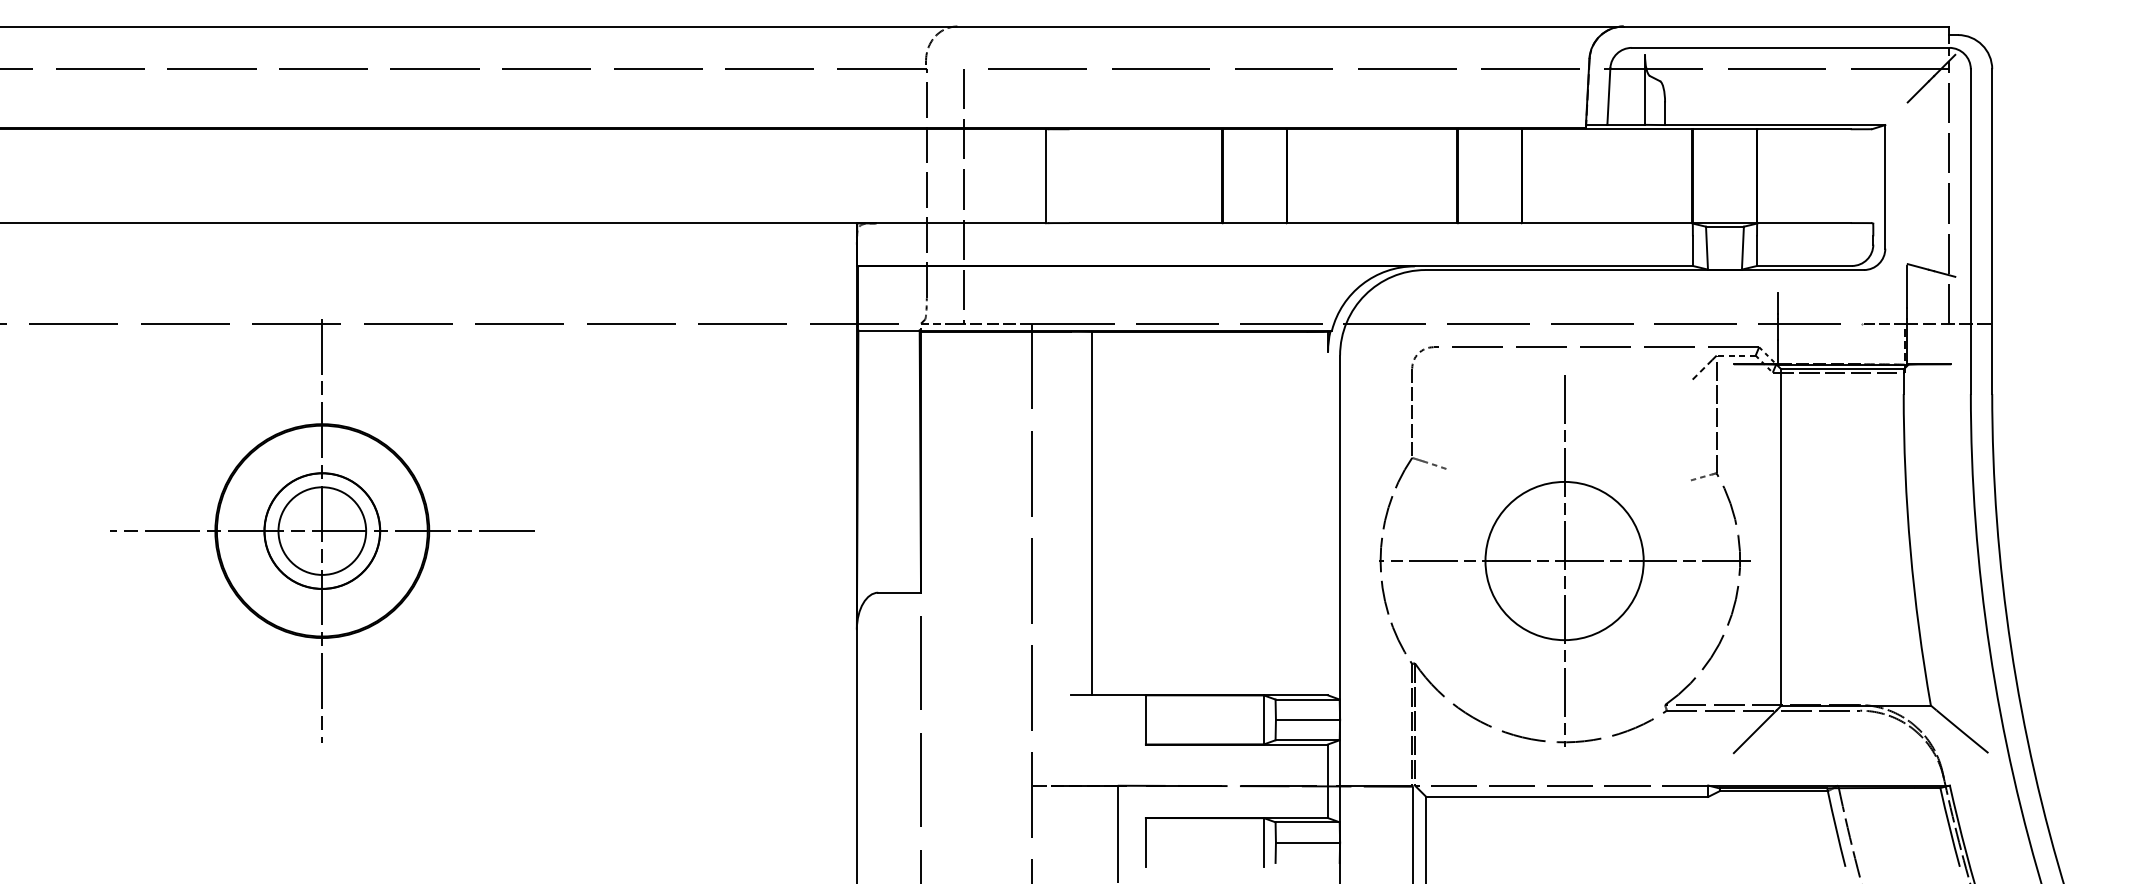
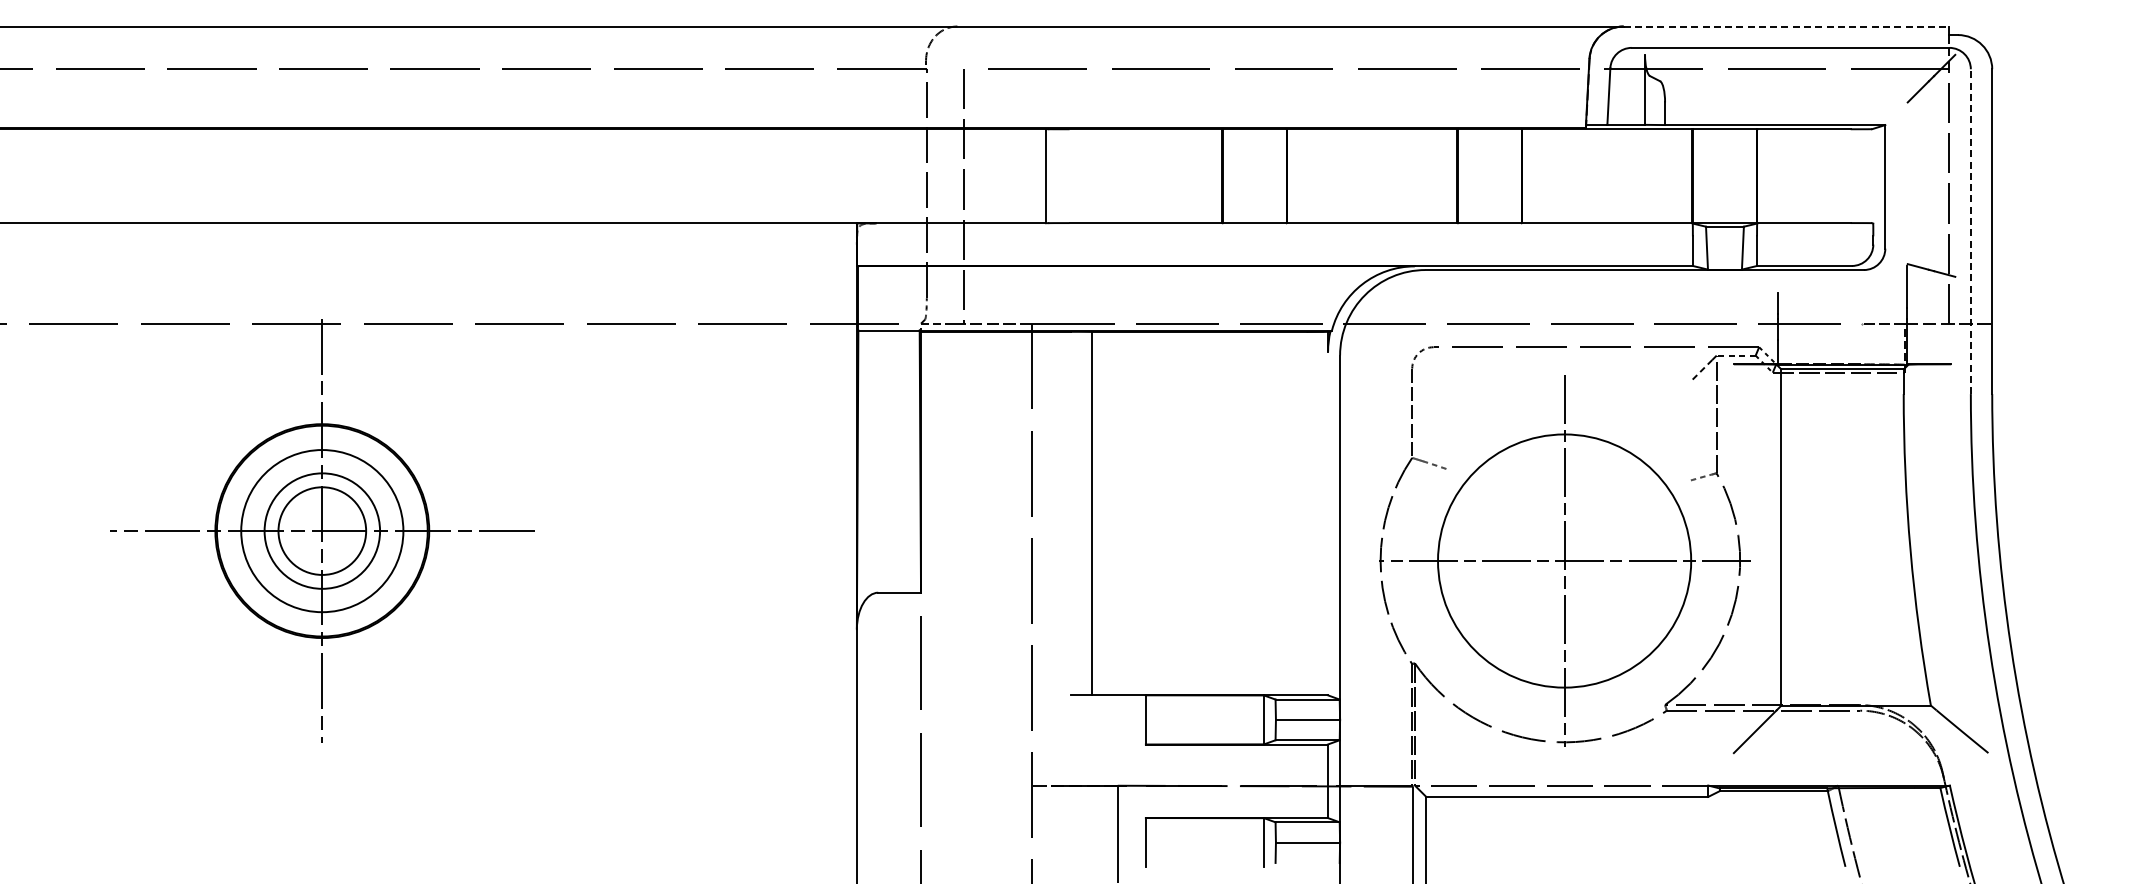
line: solid -> dashed (1786, 26)
line: solid -> dashed (1970, 231)
circle diameter: 116 px -> 162 px (322, 531)
circle diameter: 158 px -> 253 px (1564, 560)
